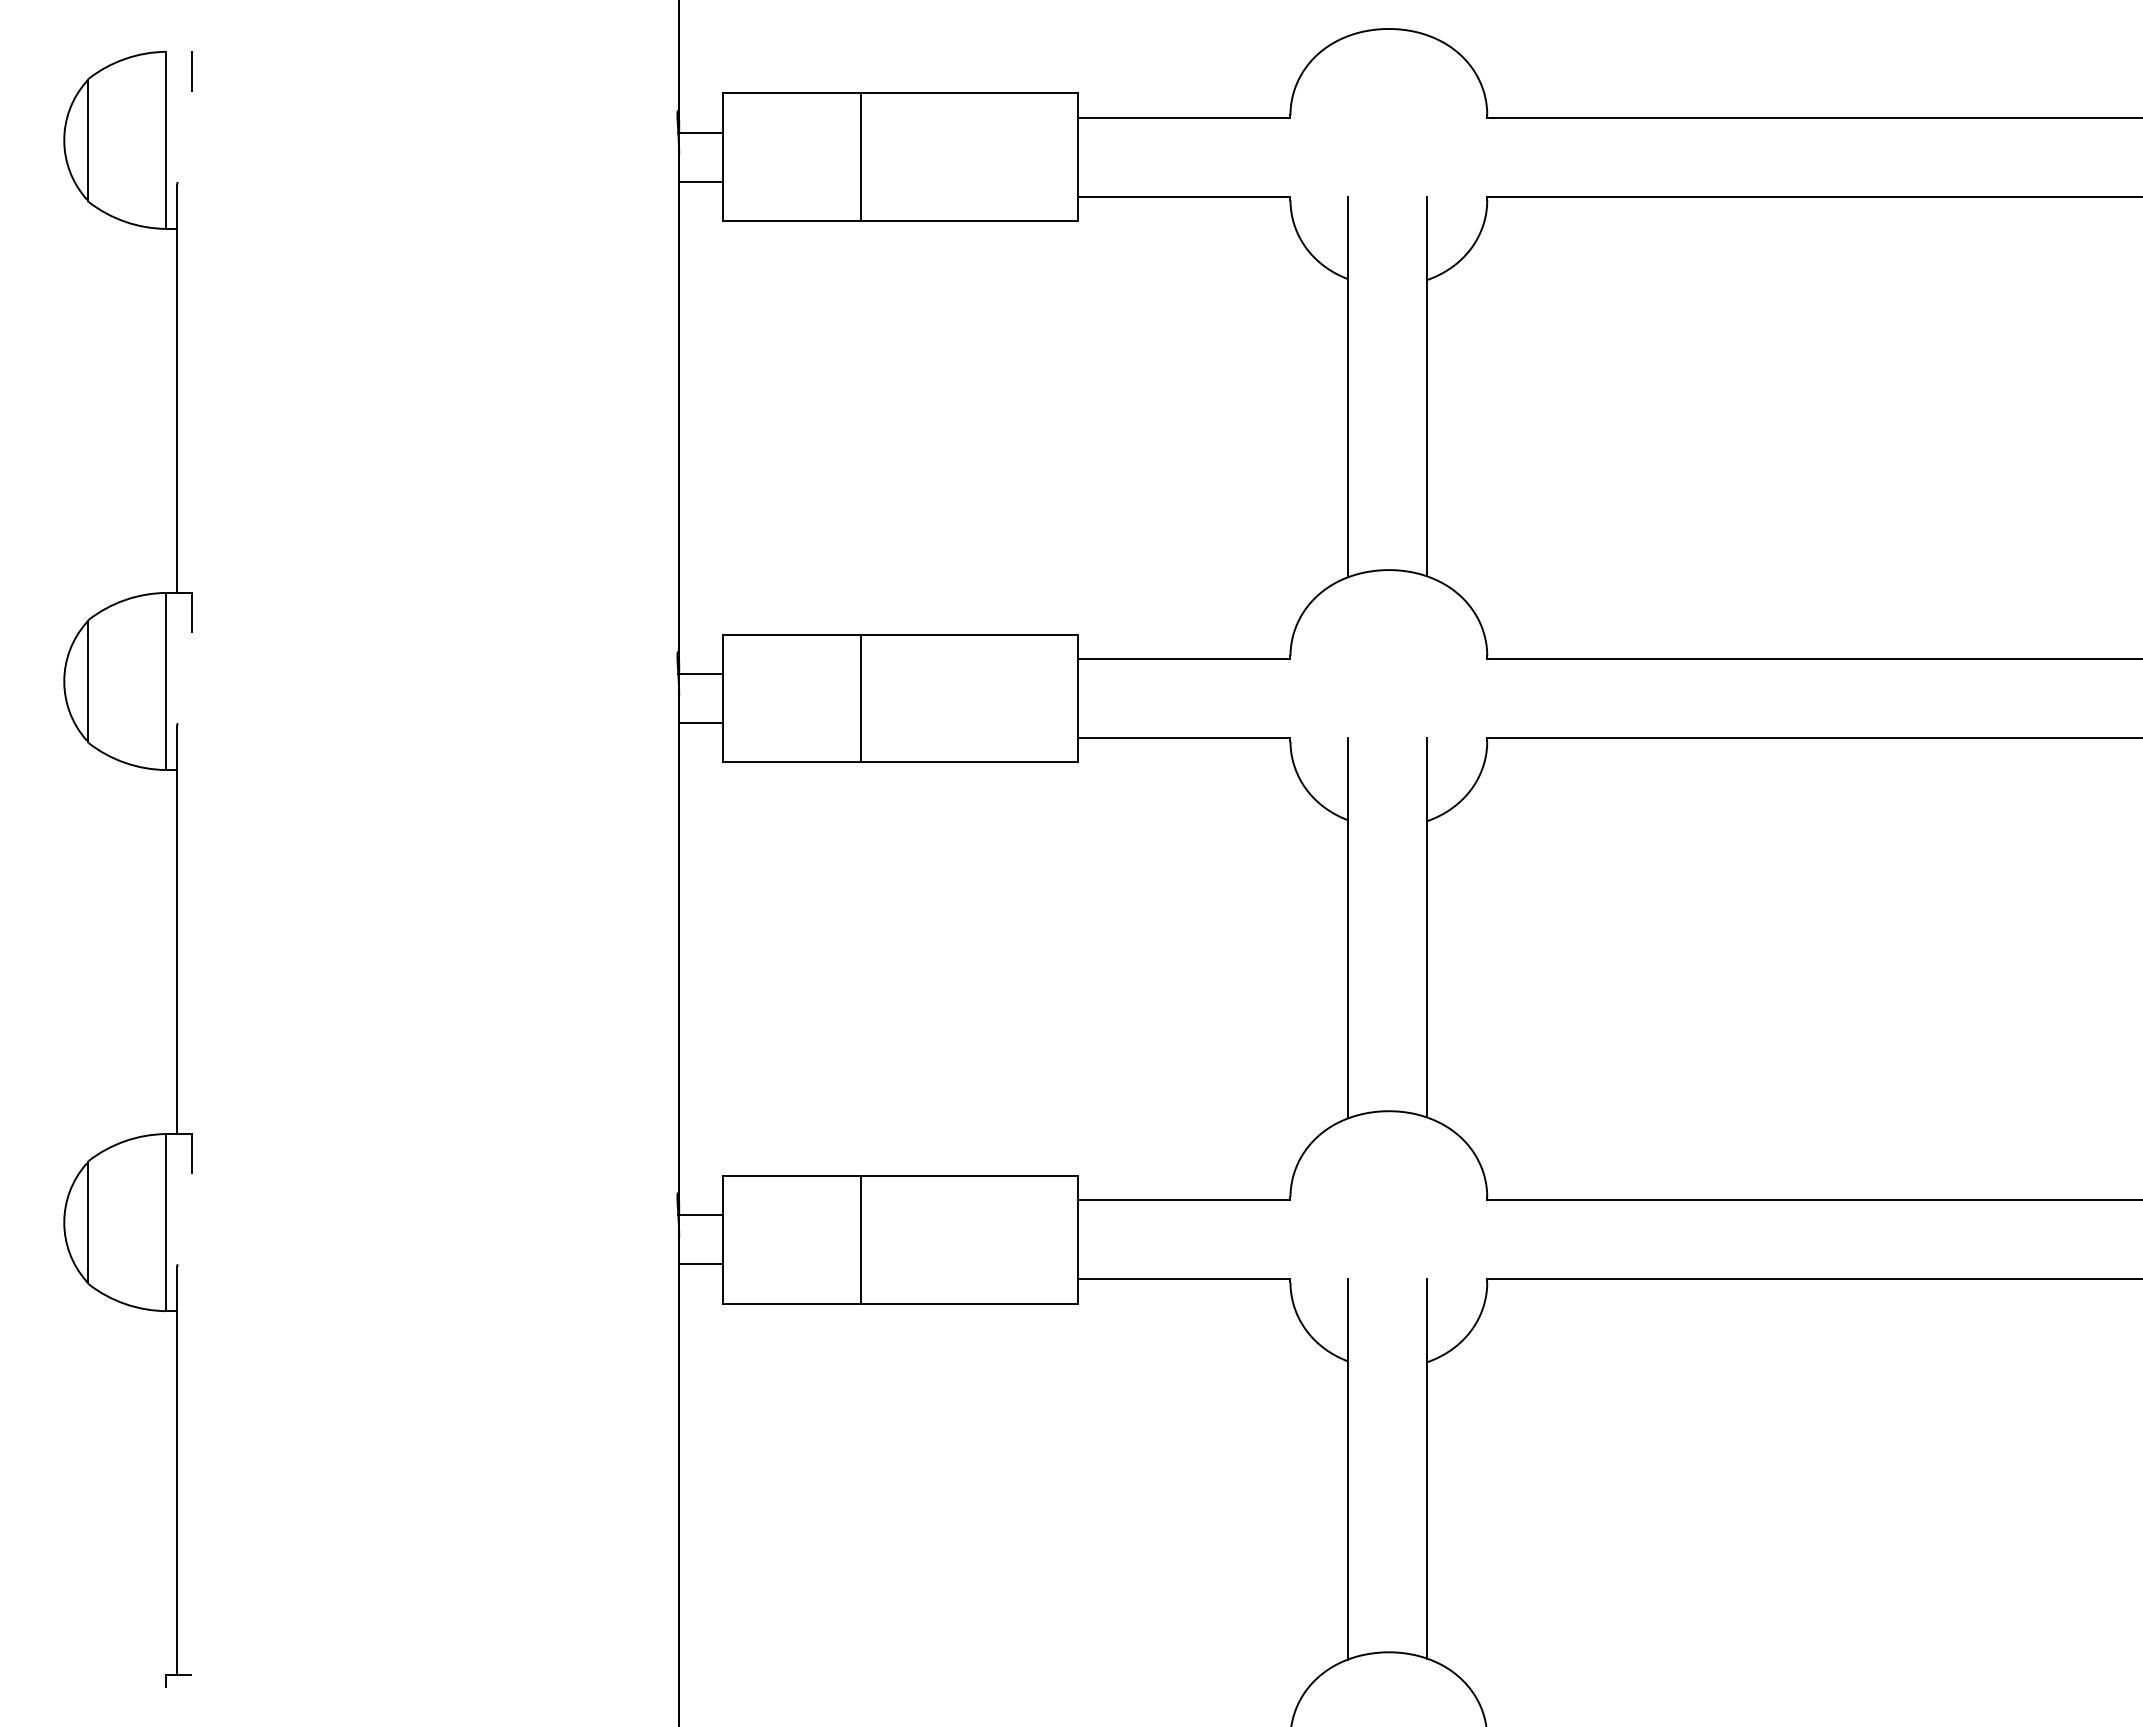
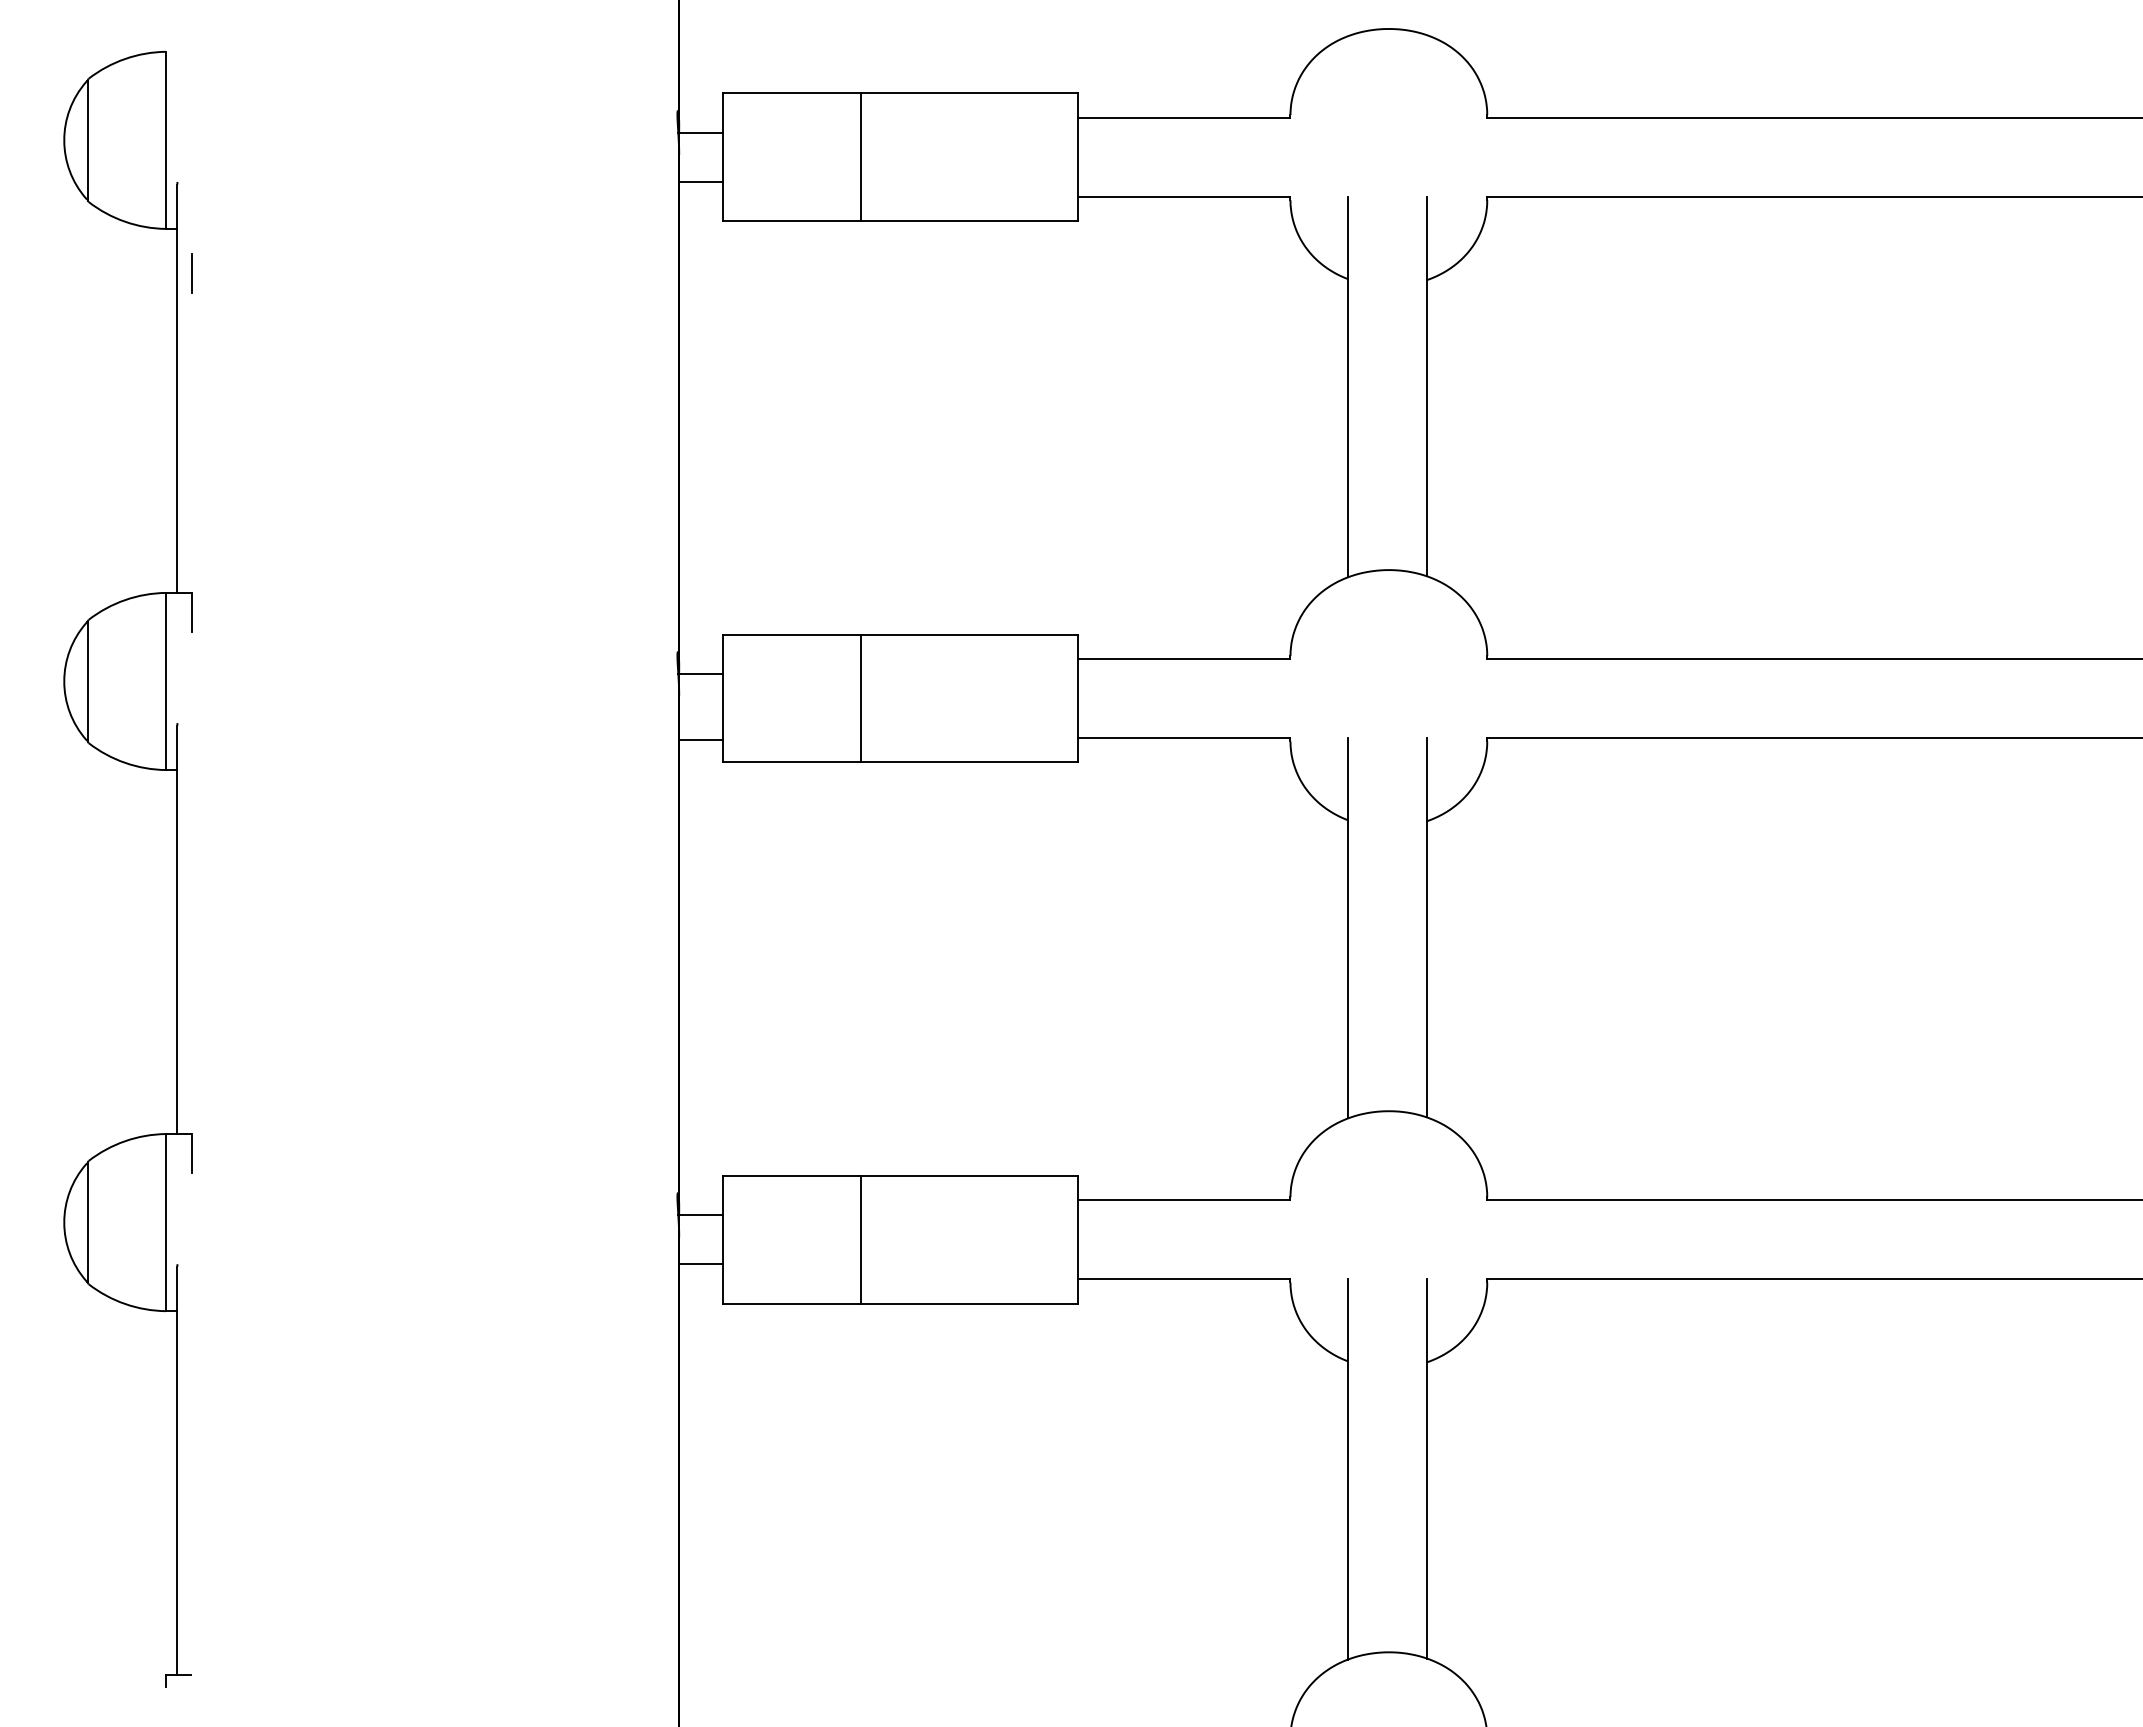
line position: (191, 71) -> (191, 273) (191, 273)
line position: (701, 723) -> (701, 740) (701, 740)
